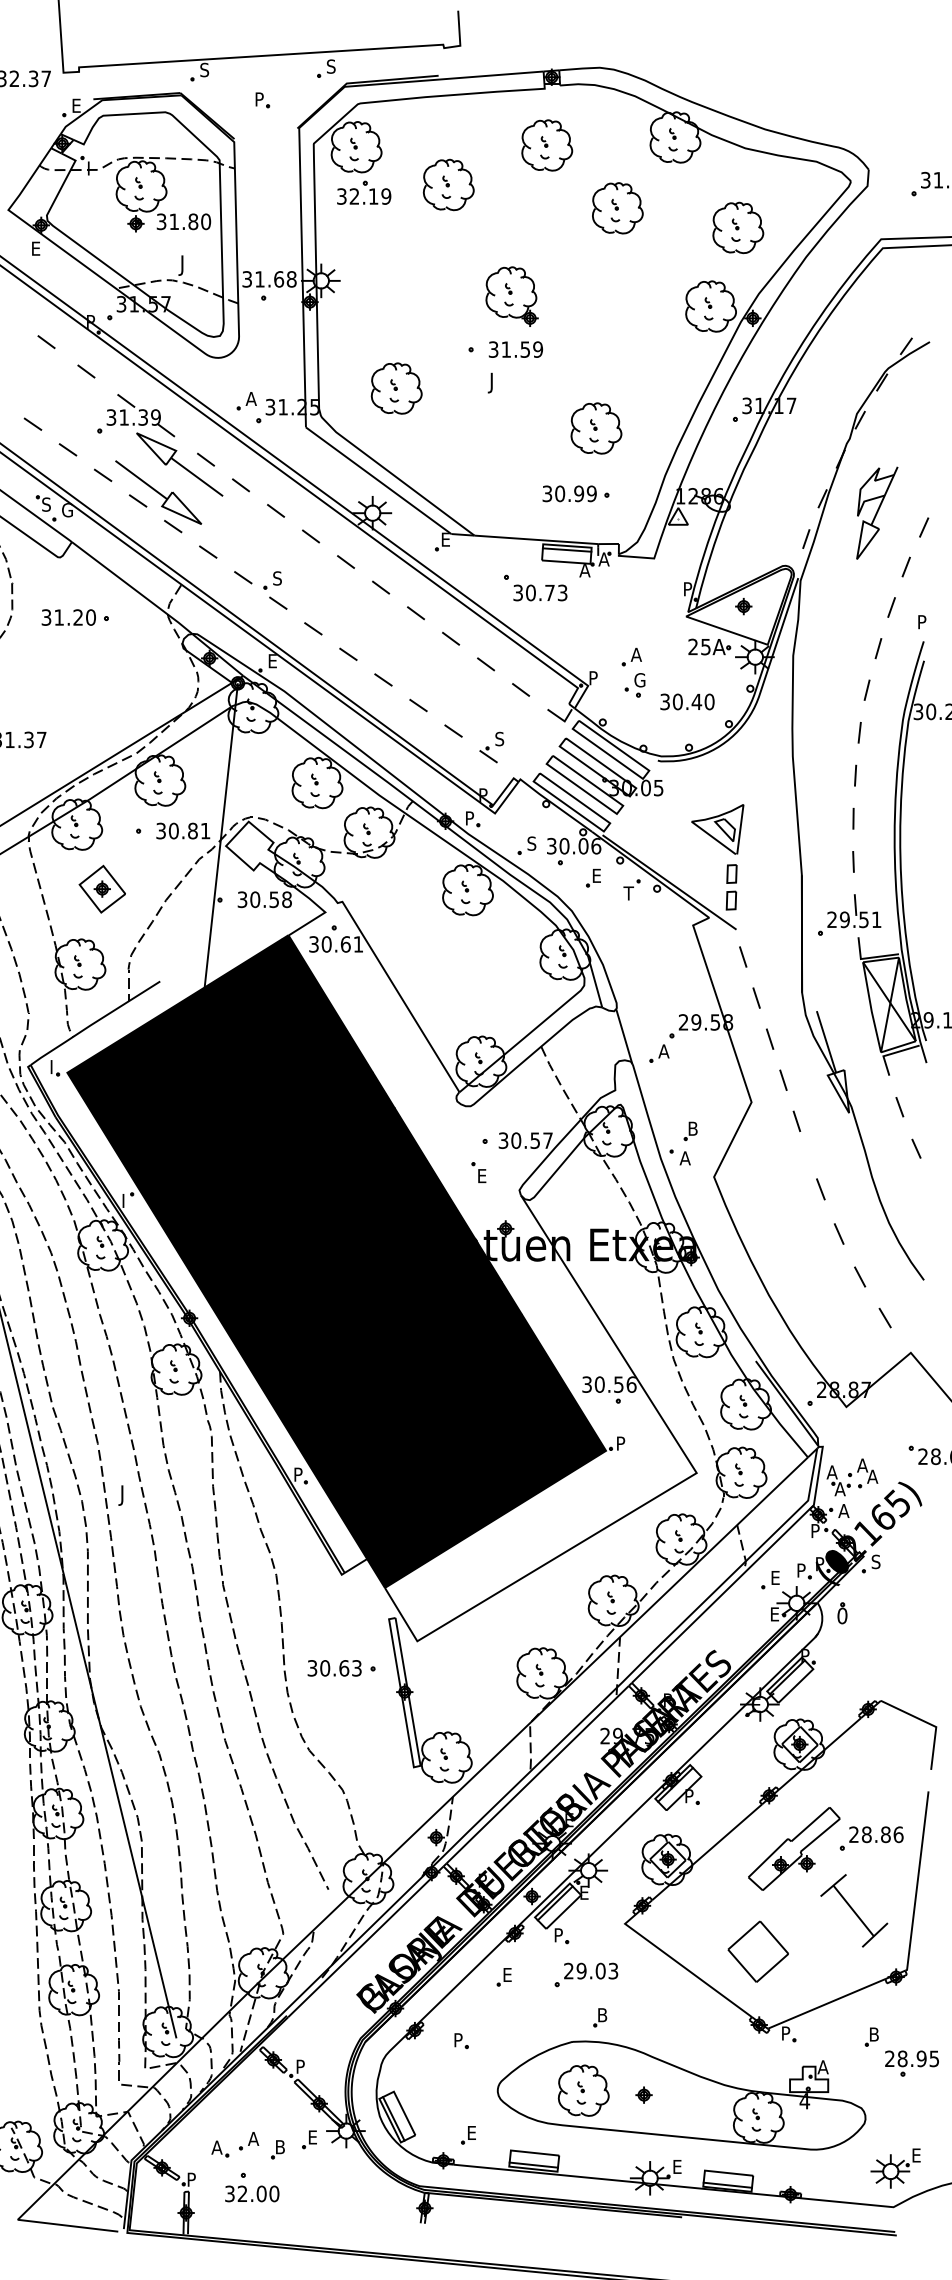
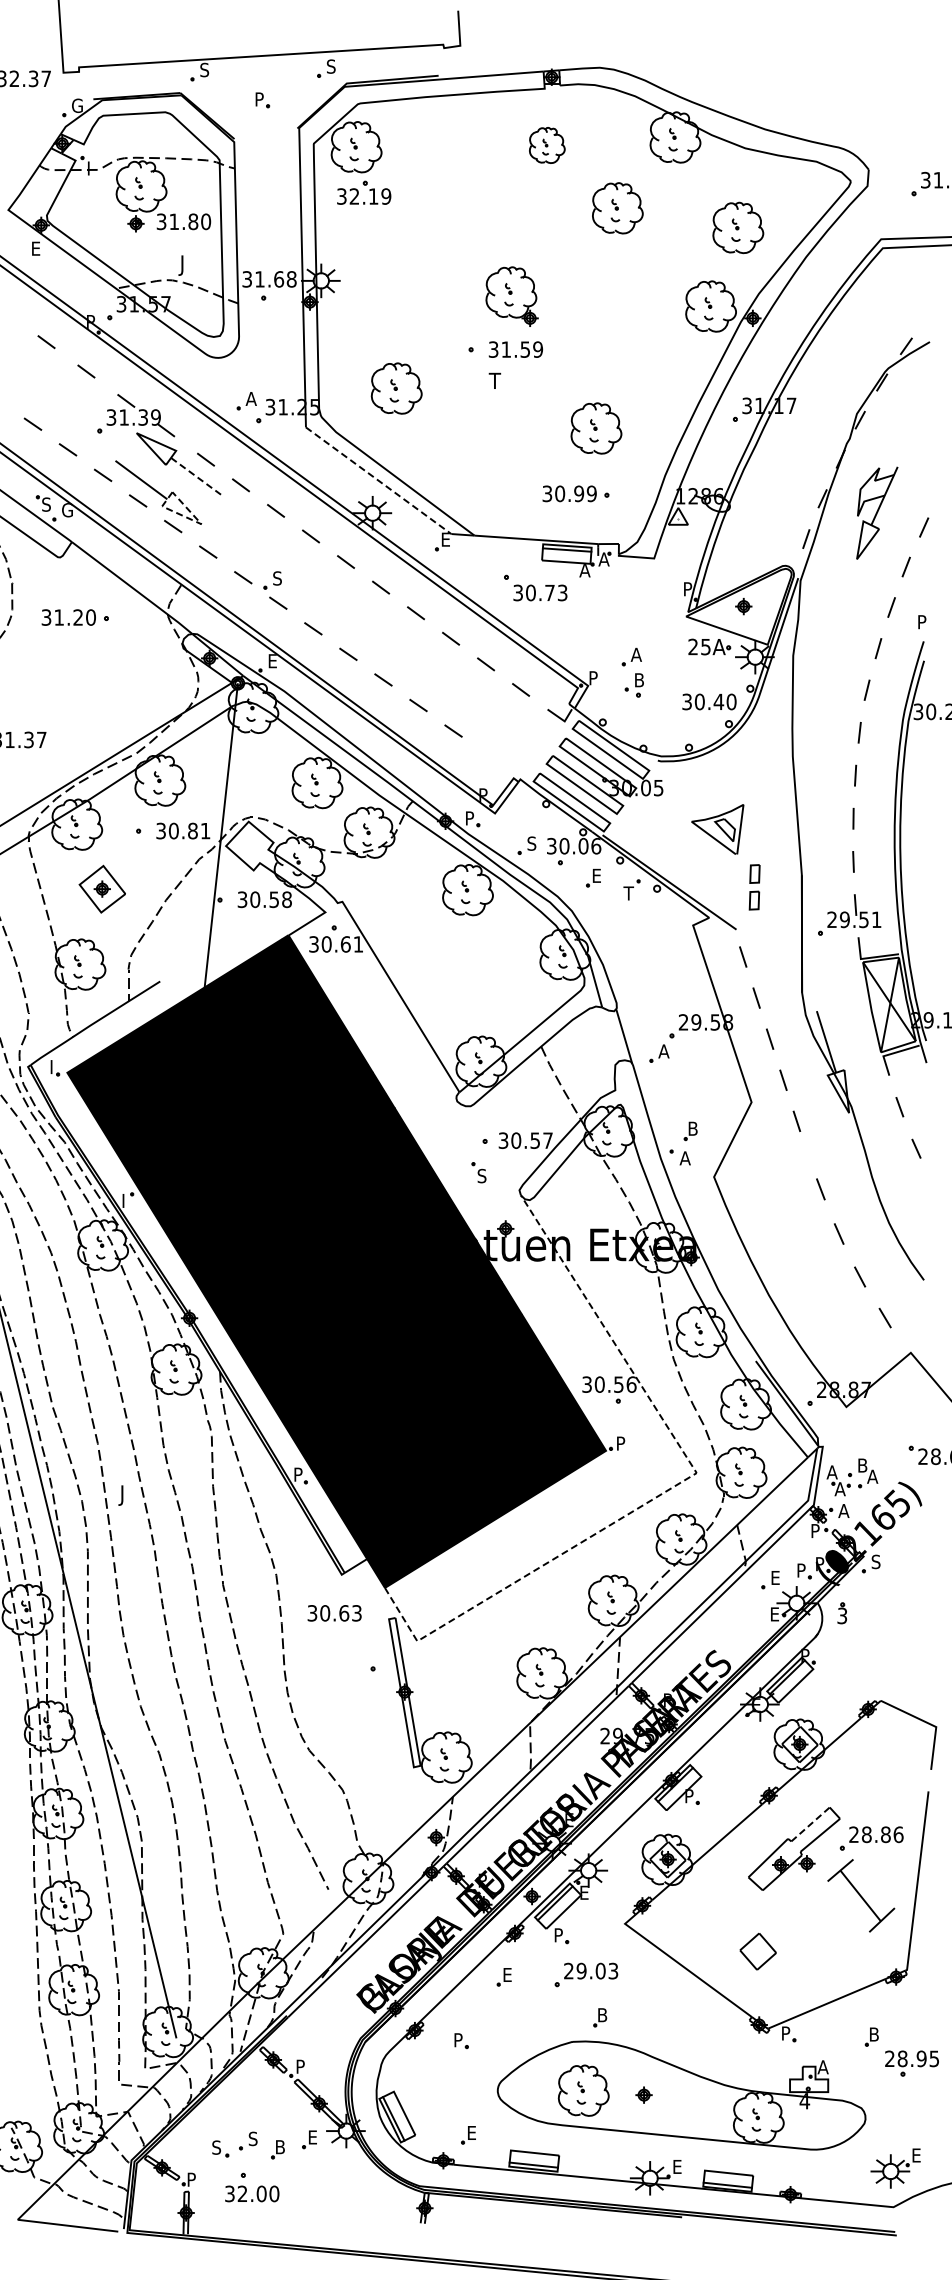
text: E -> G (77, 105)
part size: 53x53 px -> 37x37 px (547, 145)
part: present -> none (448, 184)
text: J -> T (494, 382)
line: solid -> dashed (197, 477)
line: solid -> dashed (379, 481)
line: solid -> dashed (193, 520)
text: G -> B (639, 680)
text position: (687, 701) -> (709, 701) (709, 701)
part: present -> none (491, 747)
part position: (731, 887) -> (754, 887) (754, 887)
text: E -> S (481, 1175)
text: A -> B (862, 1465)
line: solid -> dashed (671, 1488)
text: 0 -> 3 (842, 1615)
text position: (334, 1668) -> (334, 1613) (334, 1613)
line: solid -> dashed (810, 1824)
part position: (854, 1910) -> (861, 1895) (861, 1895)
part size: 62x63 px -> 38x39 px (757, 1951)
text: A -> S (253, 2138)
text: A -> S (216, 2147)
